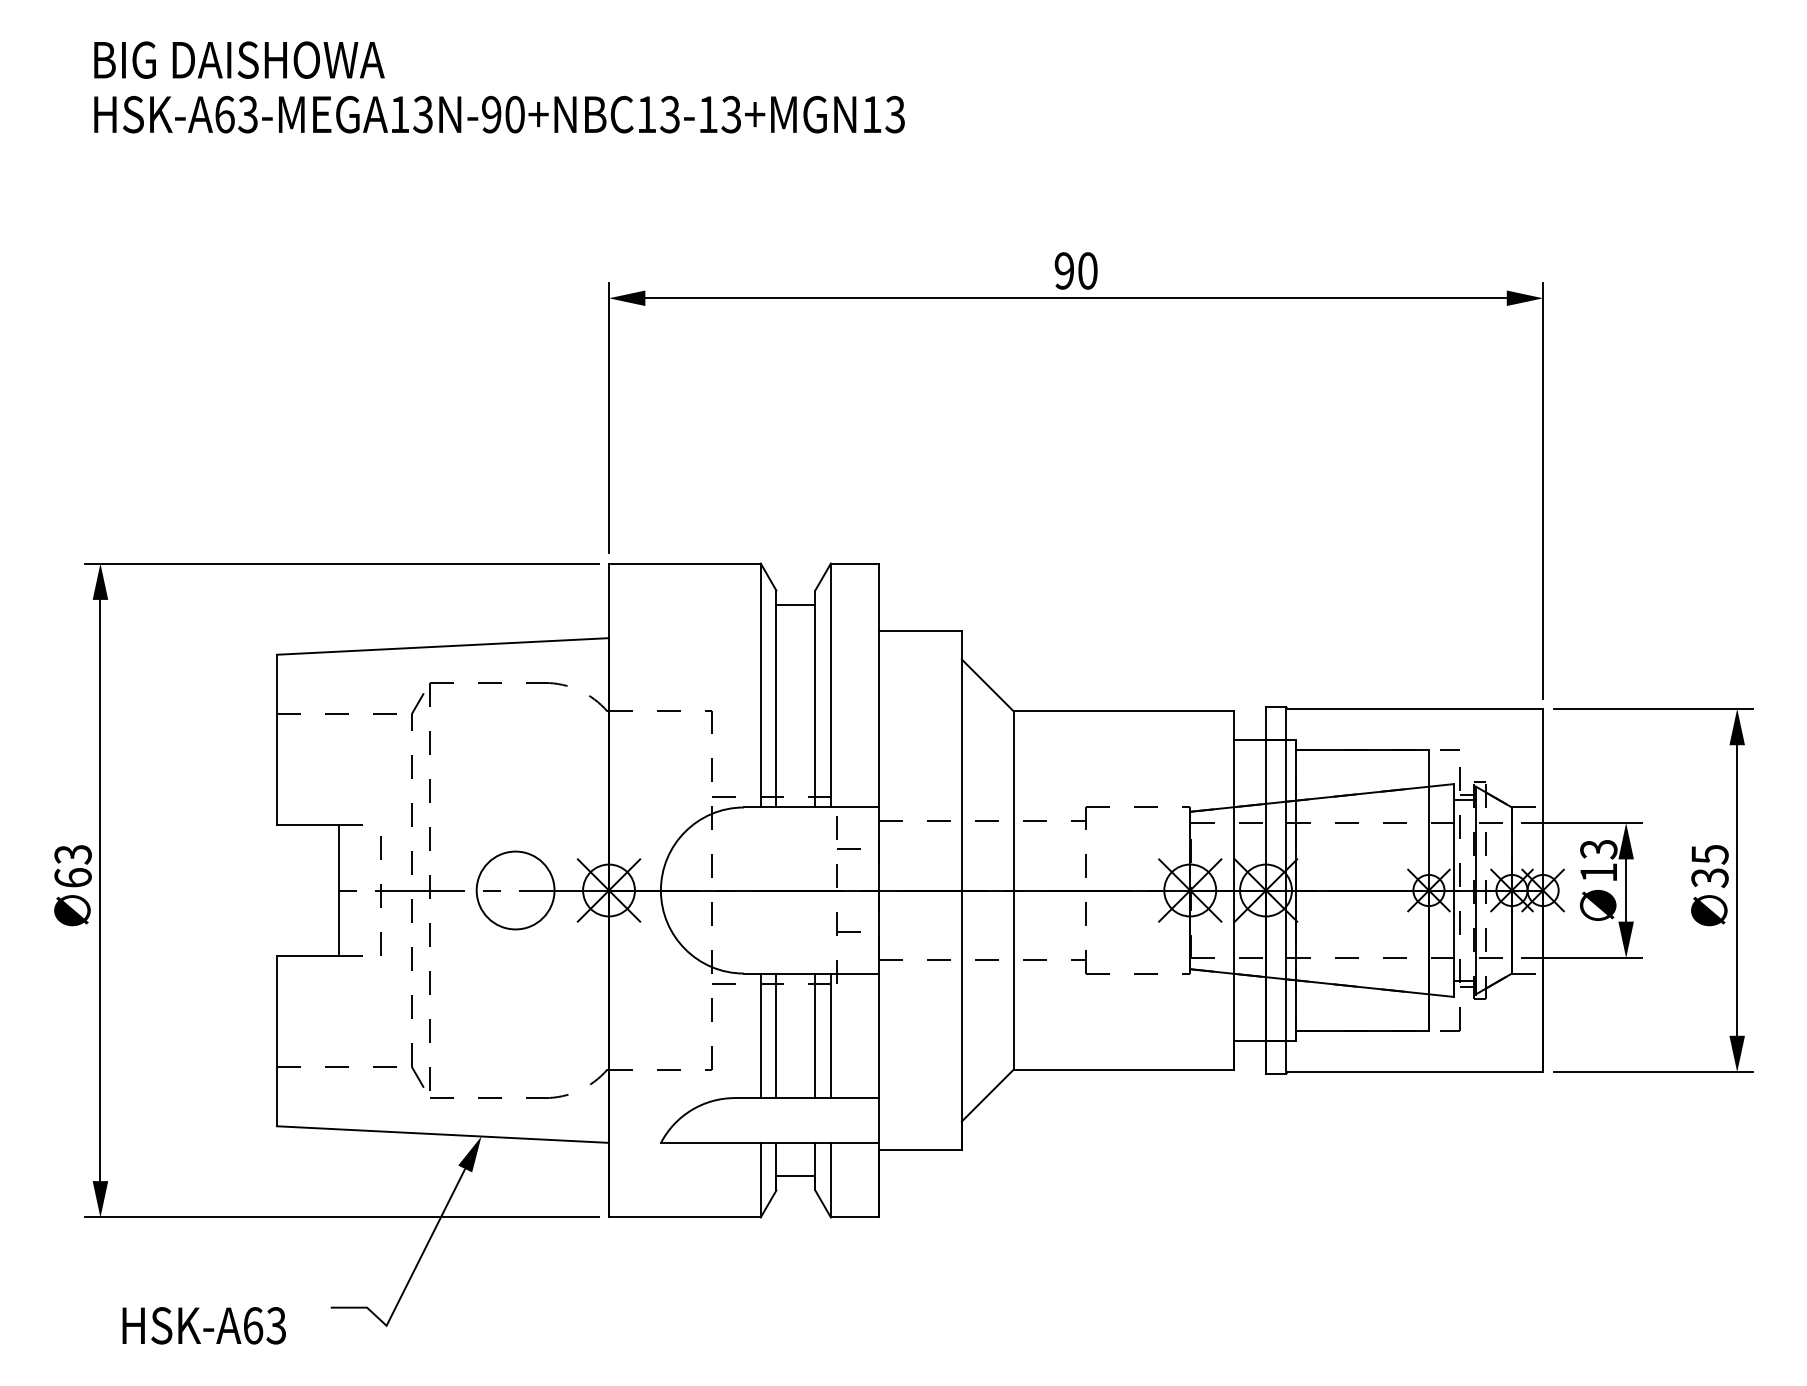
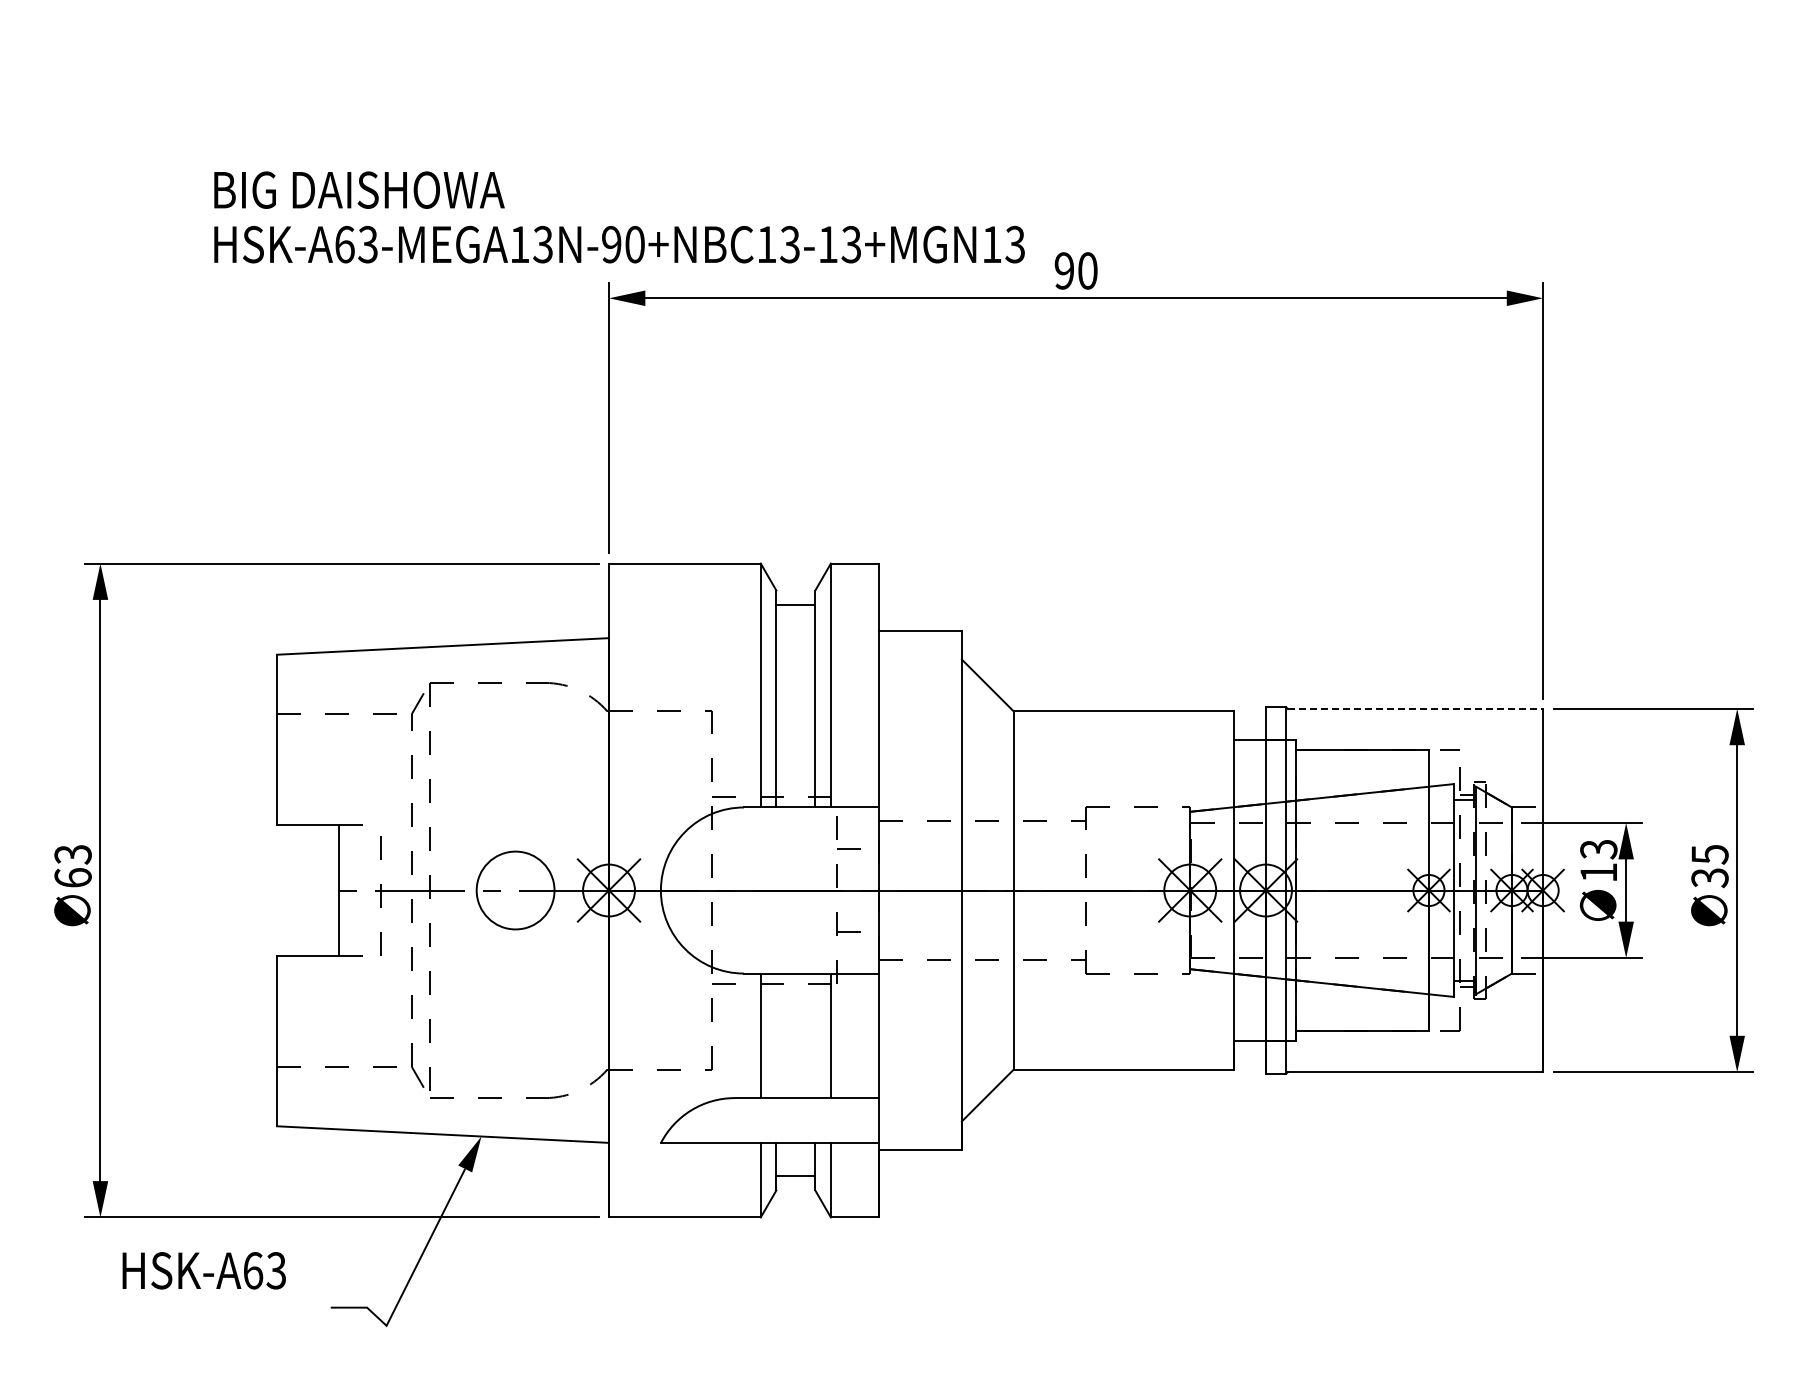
text position: (499, 87) -> (619, 217) (619, 217)
line: solid -> dashed (1415, 708)
line: present -> none (776, 1035)
line: present -> none (815, 1035)
text position: (203, 1325) -> (203, 1270) (203, 1270)
